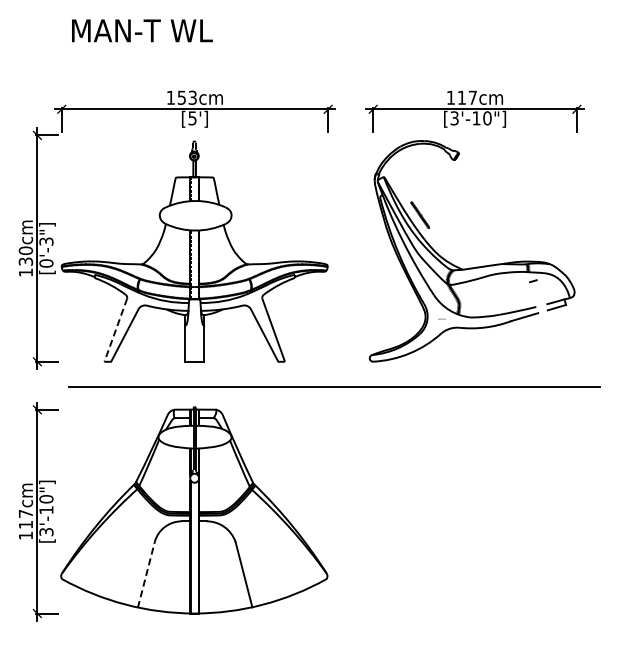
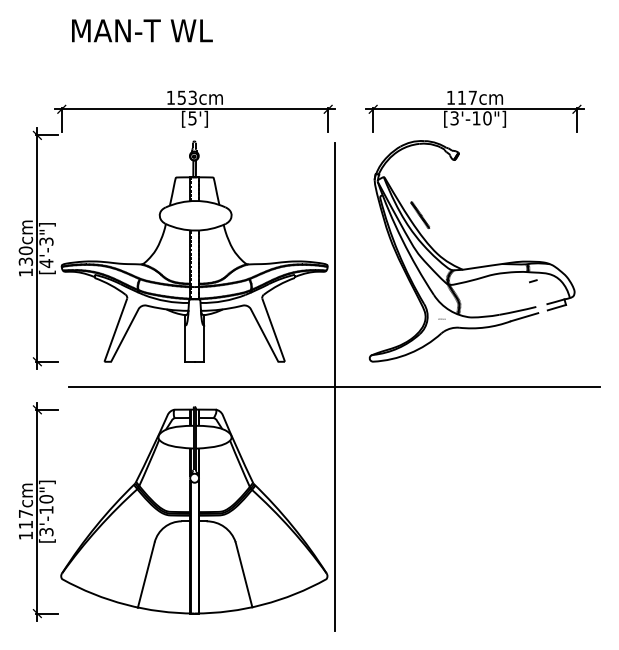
text: [0'-3"] -> [4'-3"] (46, 263)
line: dashed -> solid (115, 330)
line: none -> present (334, 386)
line: dashed -> solid (146, 575)
